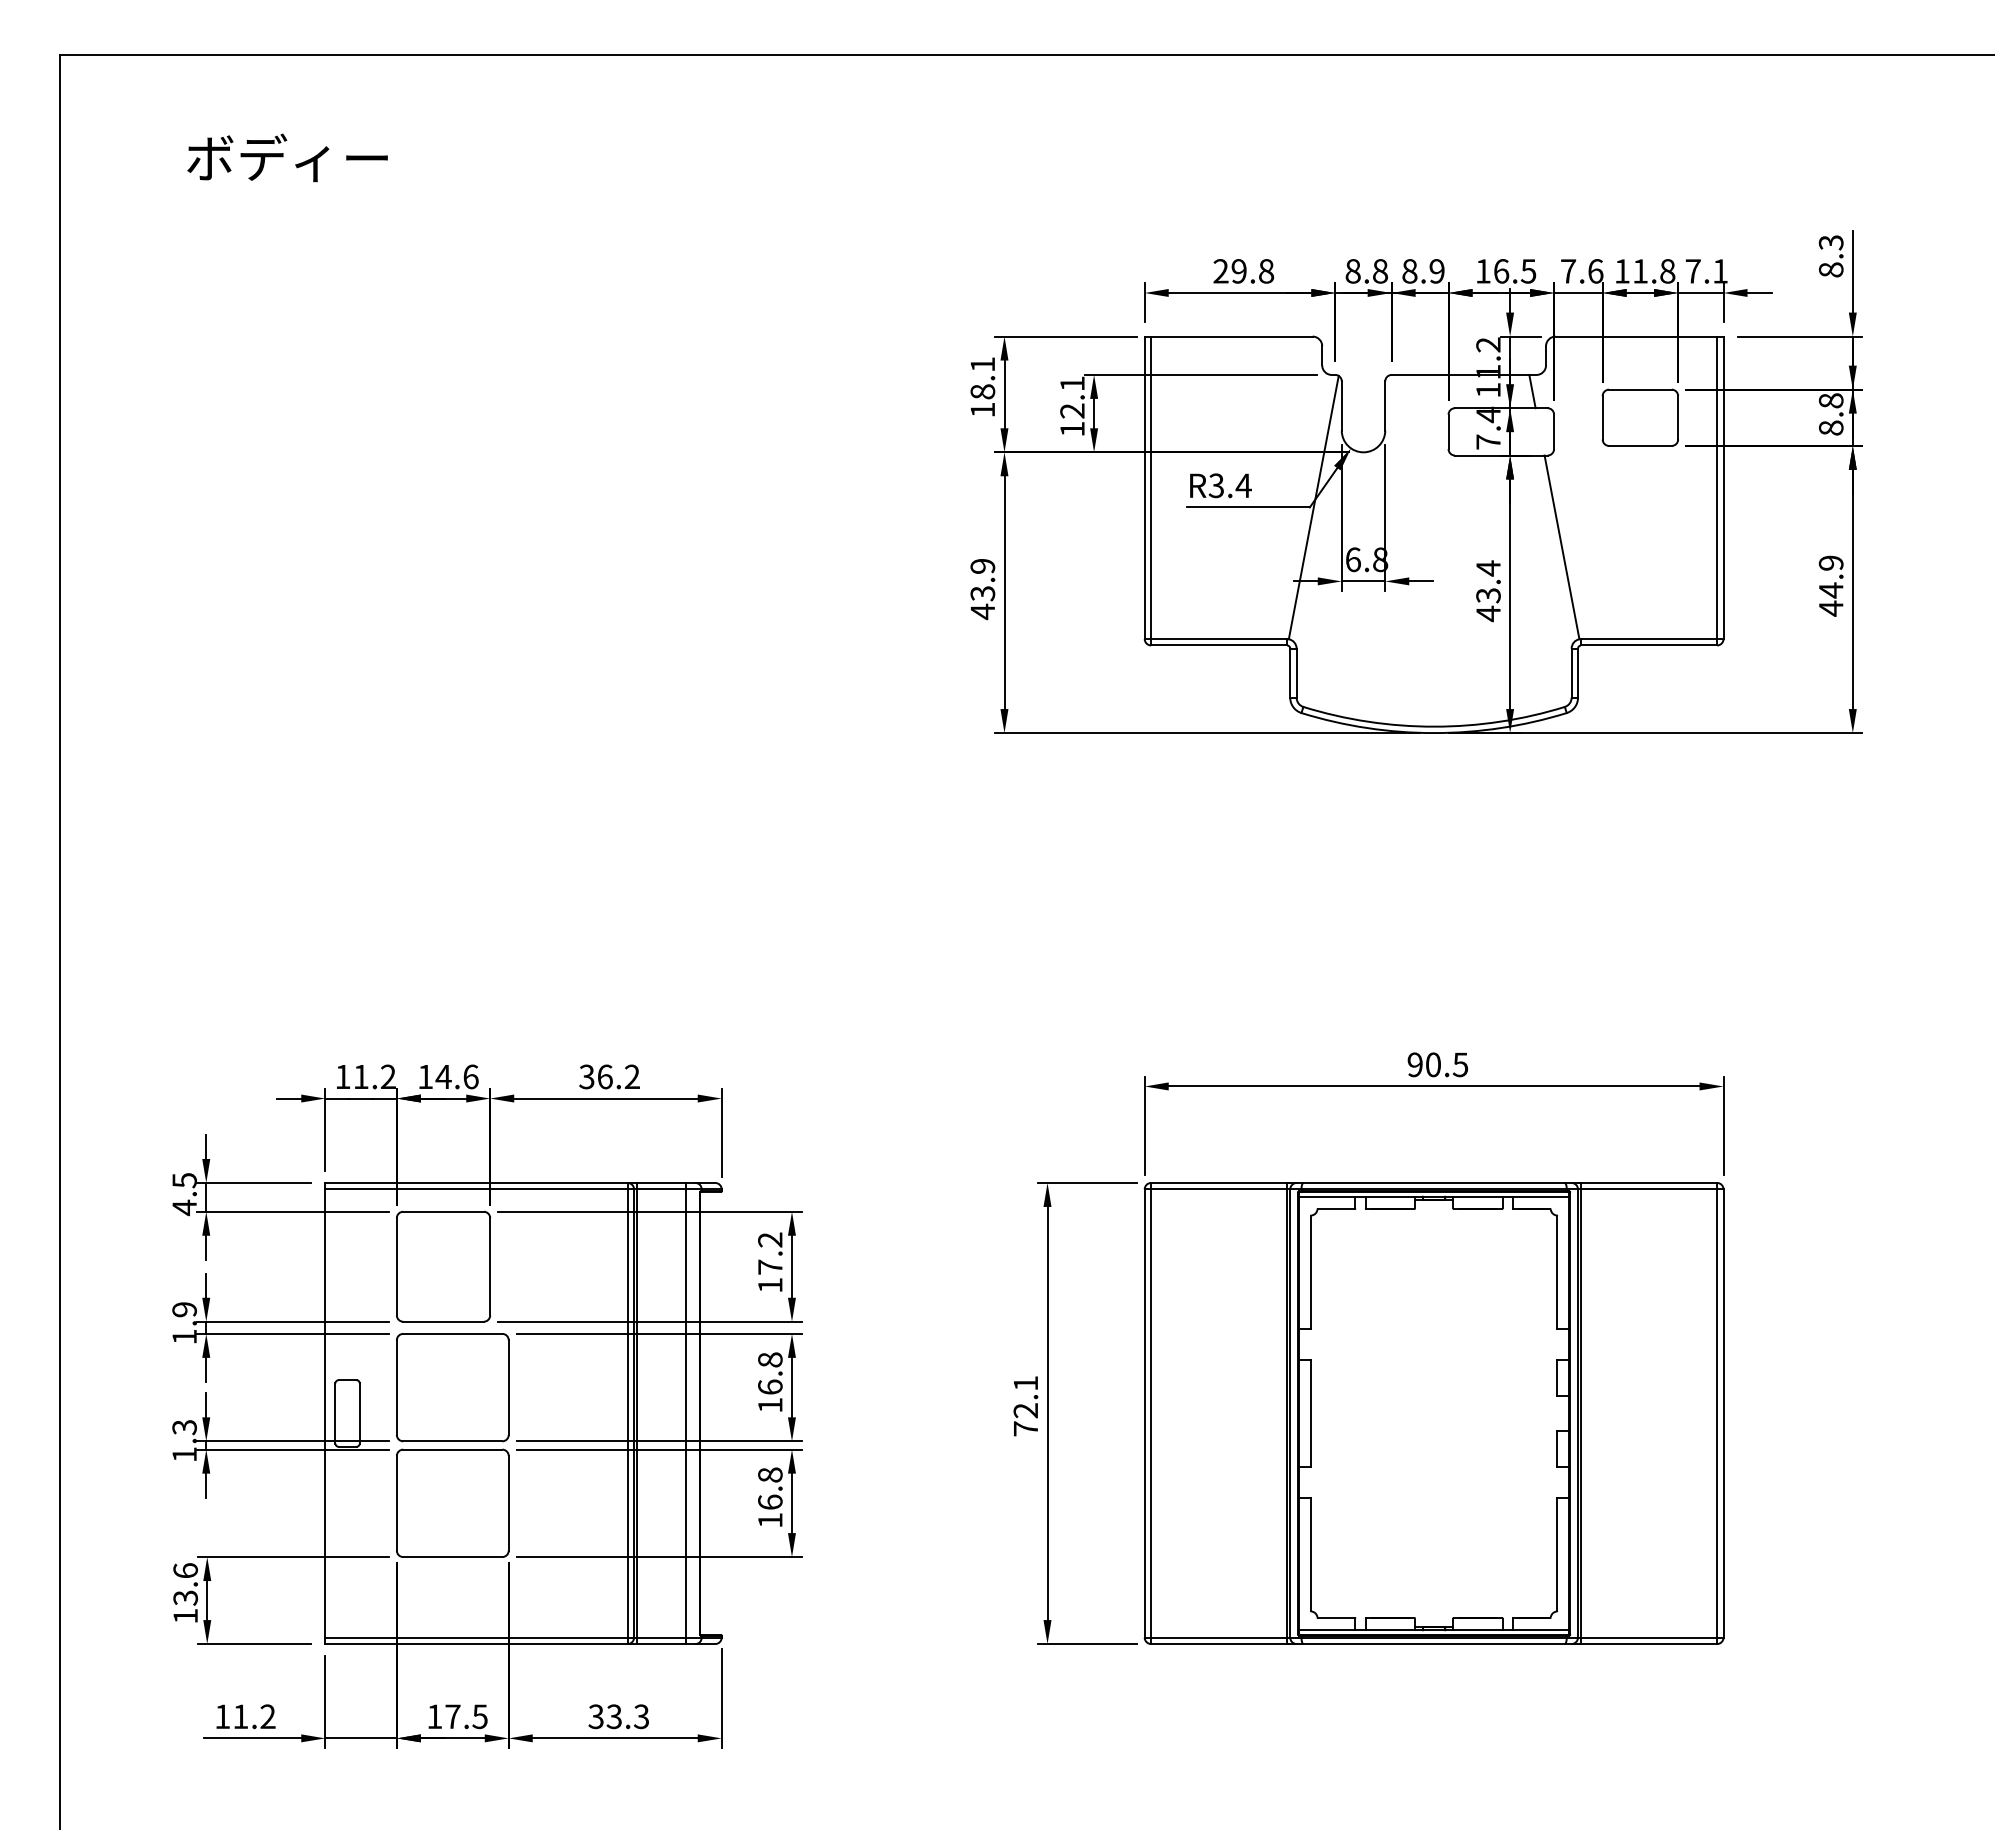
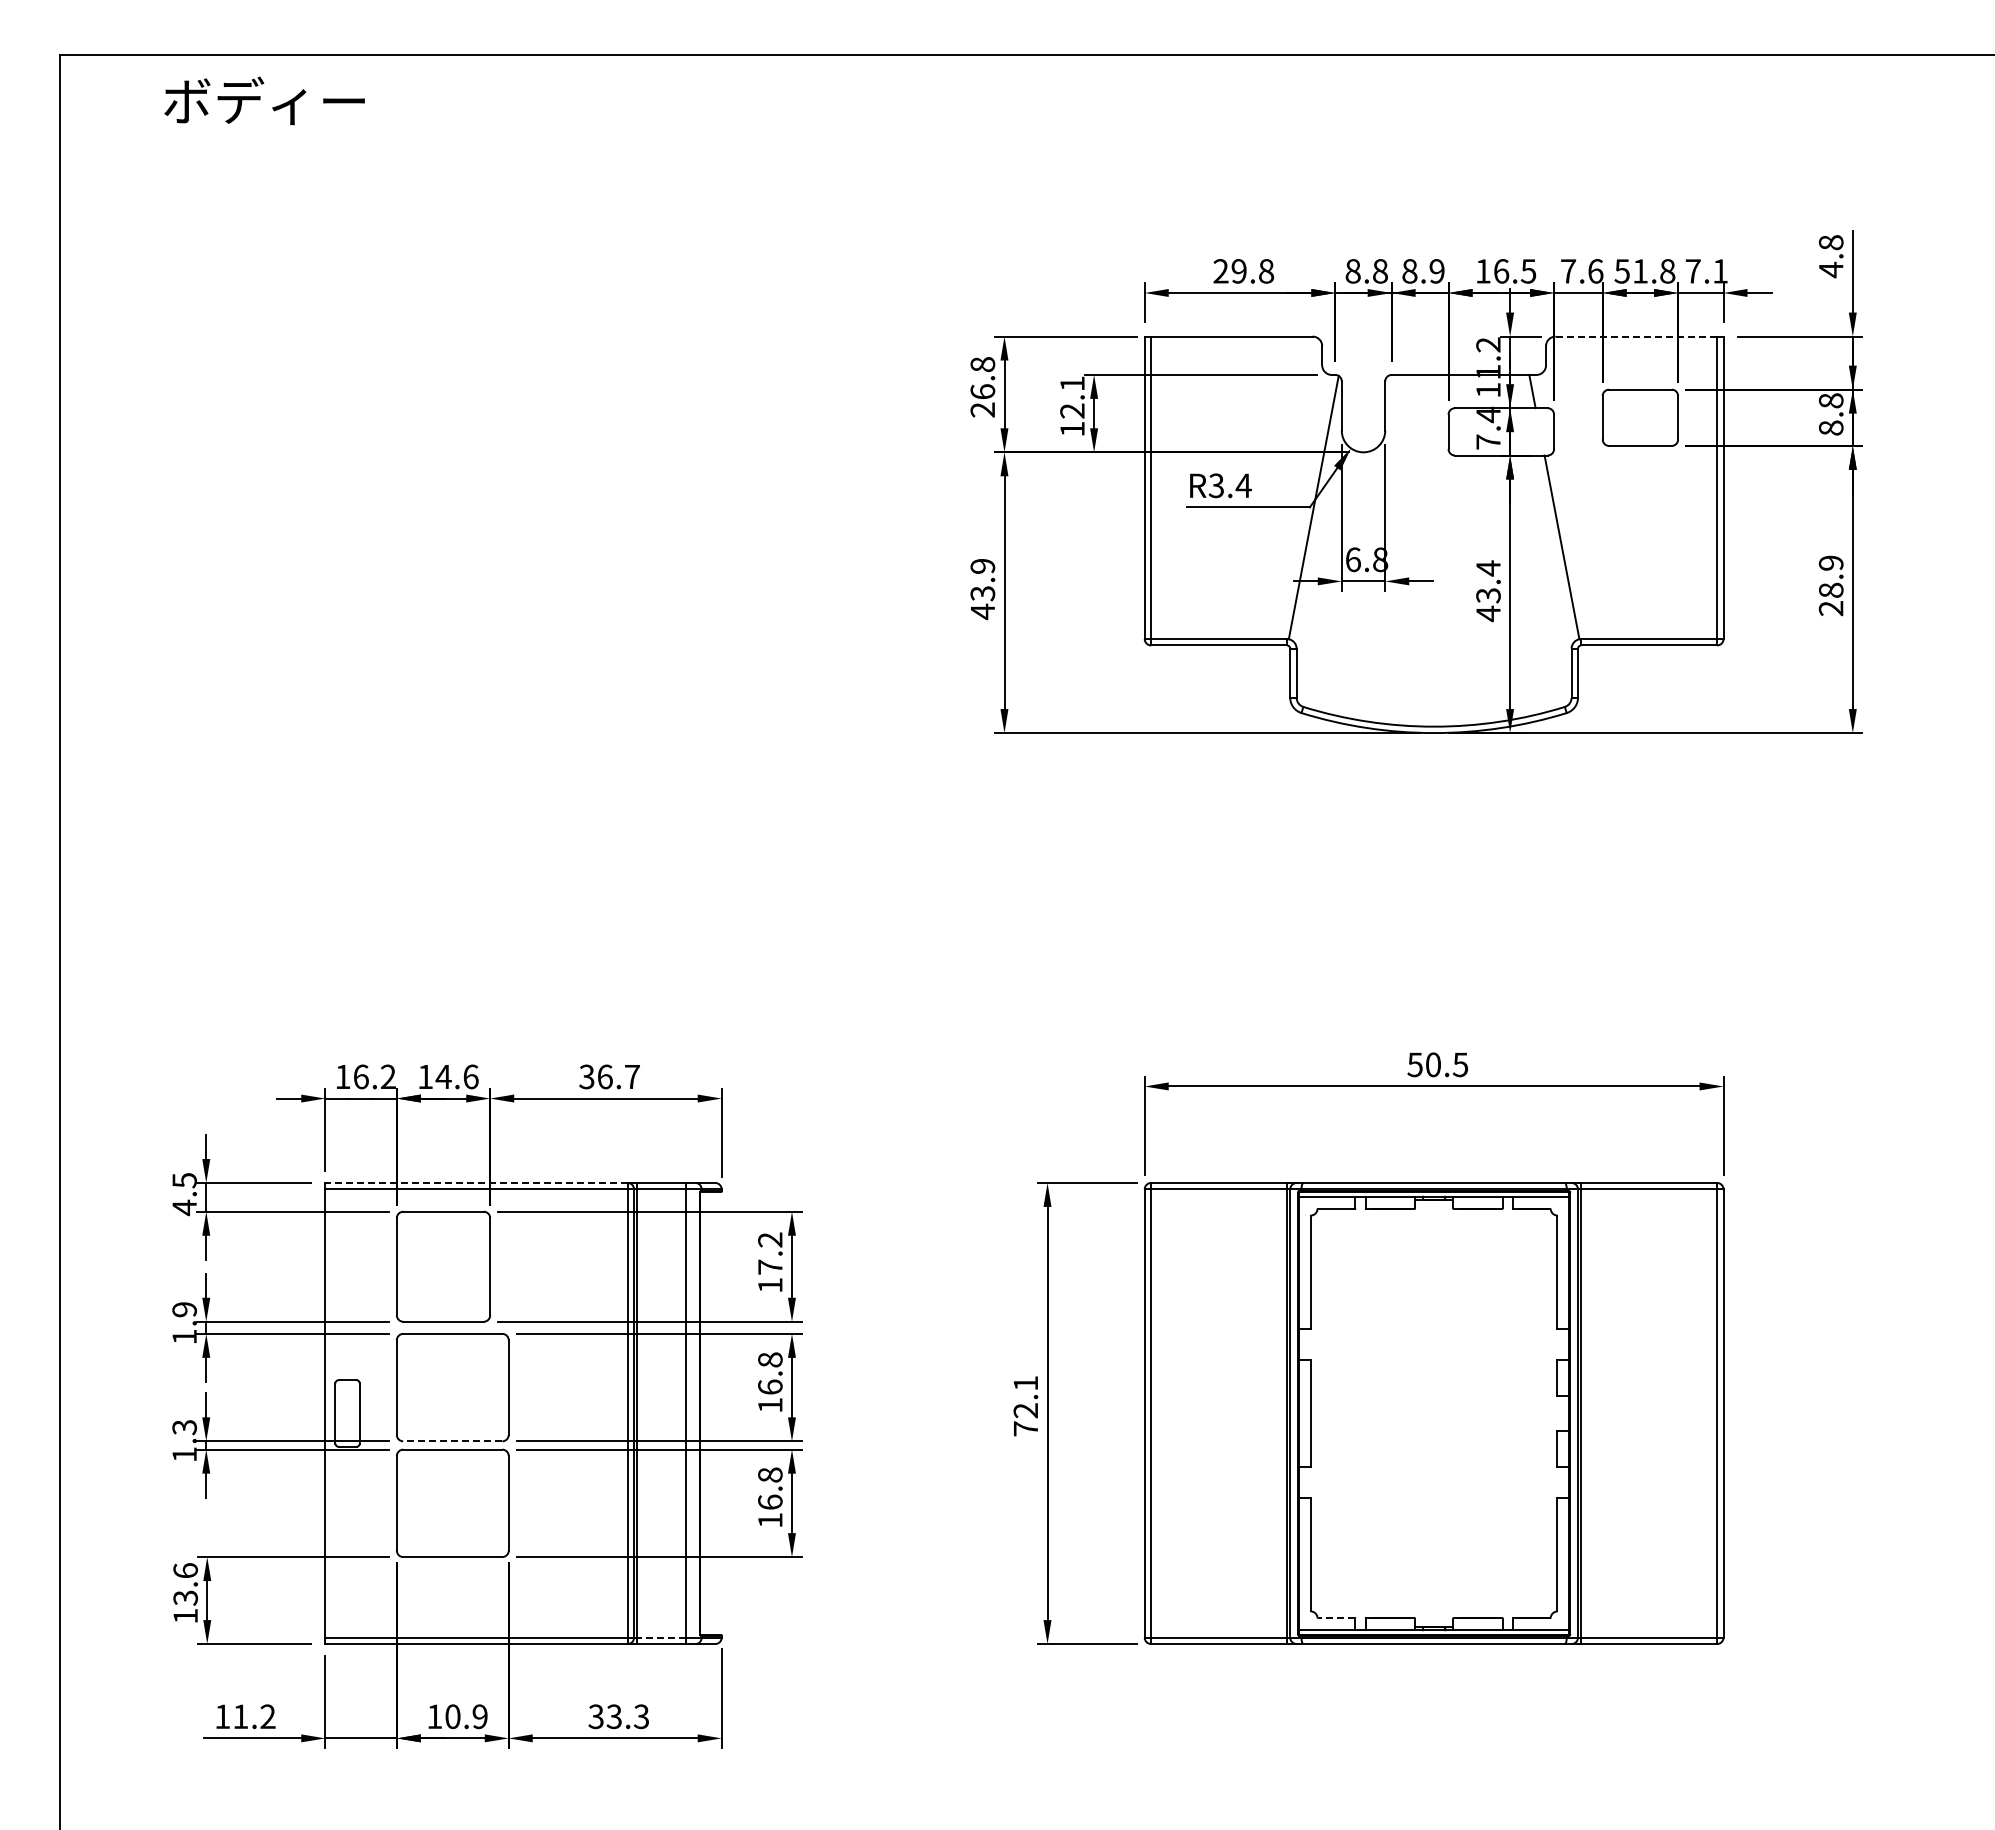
text position: (287, 157) -> (264, 100) (264, 100)
text: 8.3 -> 4.8 (1830, 256)
text: 11.8 -> 51.8 (1621, 271)
line: solid -> dashed (1636, 336)
text: 18.1 -> 26.8 (982, 387)
text: 44.9 -> 28.9 (1830, 599)
text: 90.5 -> 50.5 (1414, 1064)
text: 11.2 -> 16.2 (361, 1076)
text: 36.2 -> 36.7 (631, 1076)
line: solid -> dashed (475, 1182)
line: solid -> dashed (452, 1441)
line: solid -> dashed (1335, 1617)
line: solid -> dashed (661, 1637)
text: 17.5 -> 10.9 (466, 1716)
